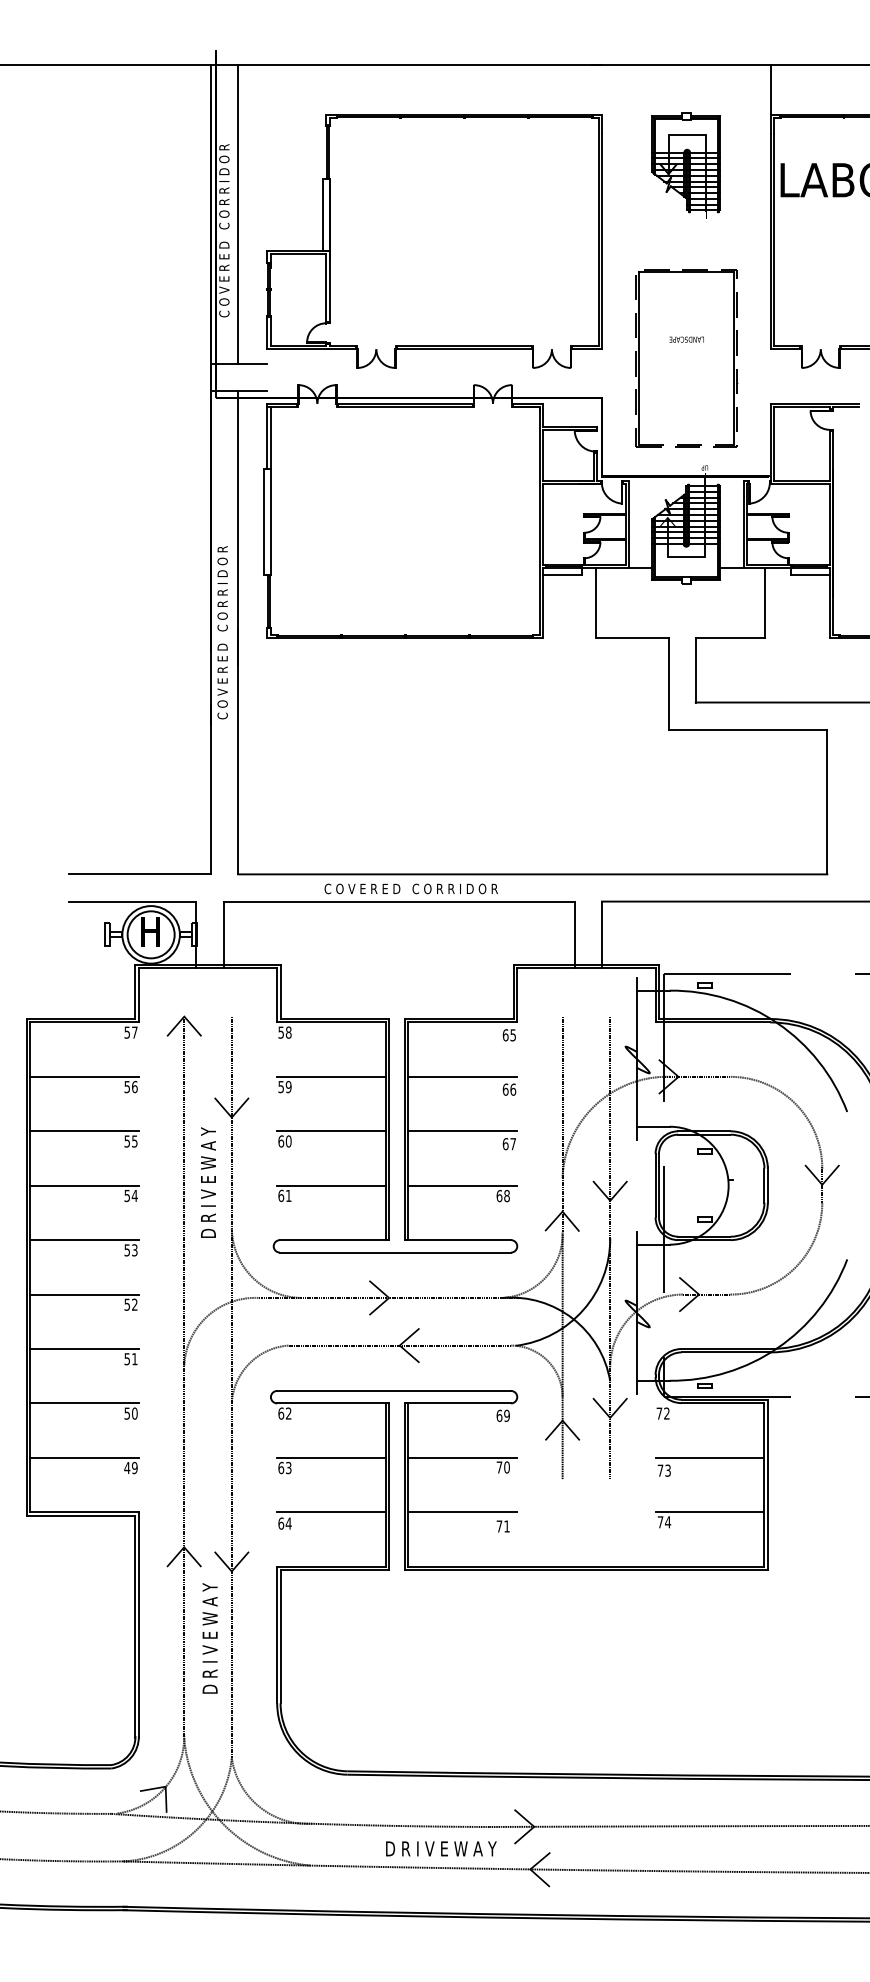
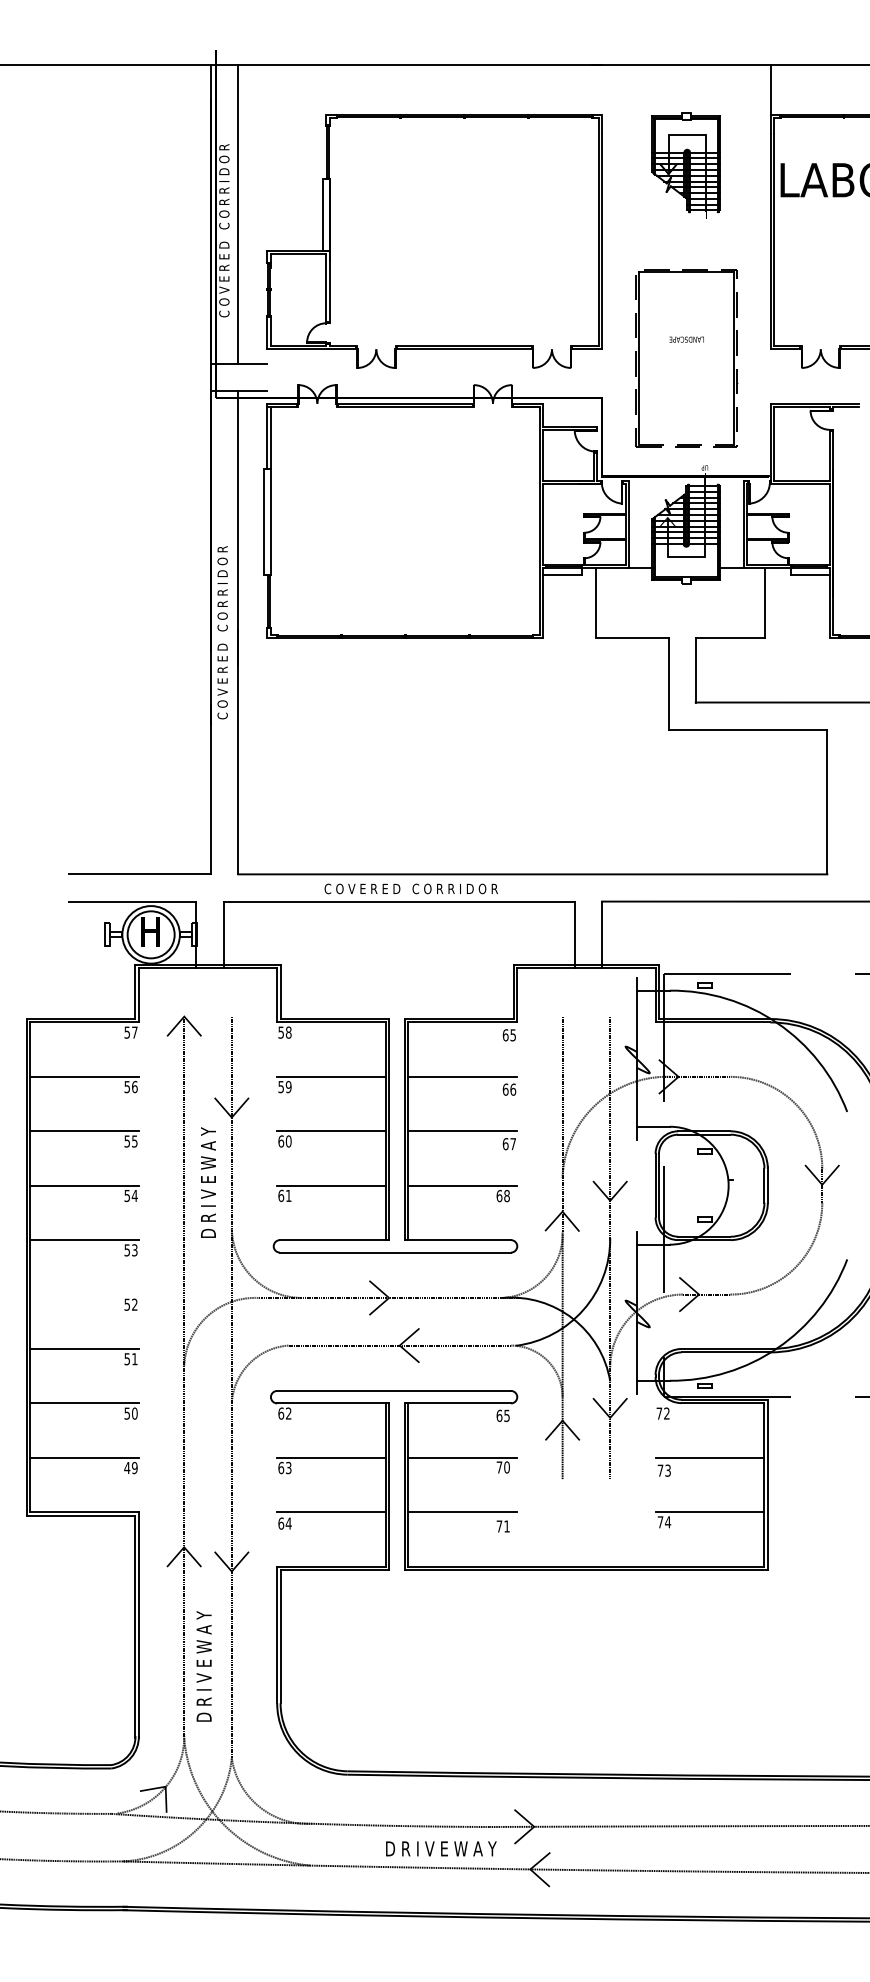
line: present -> none (84, 1294)
text: 69 -> 65 (506, 1415)
text position: (209, 1638) -> (203, 1666) (203, 1666)
